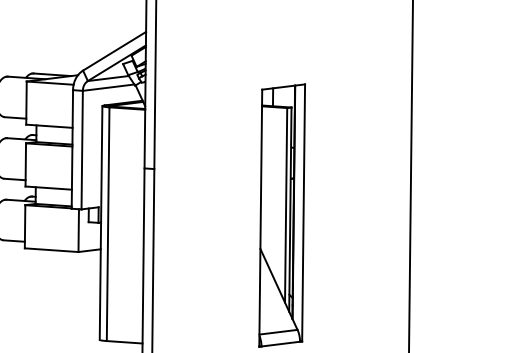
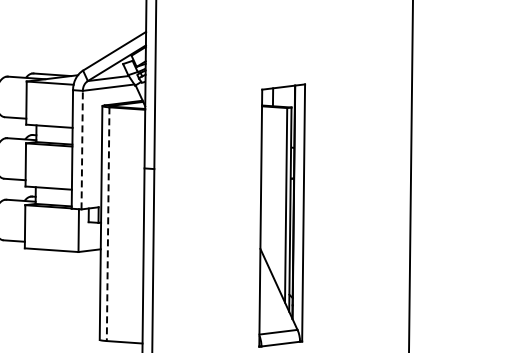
line: solid -> dashed (82, 149)
line: solid -> dashed (108, 224)
